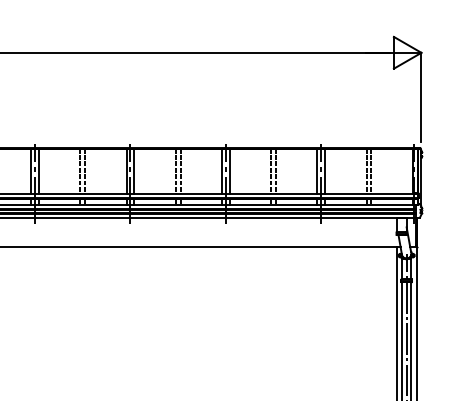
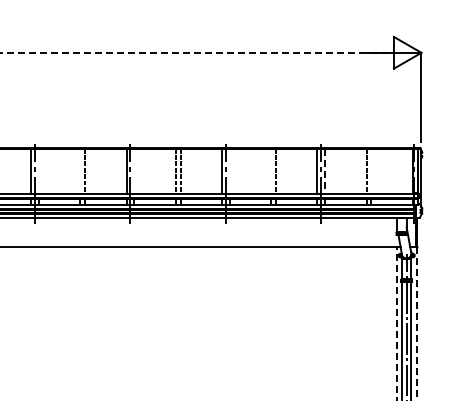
line: solid -> dashed (195, 52)
line: present -> none (39, 170)
line: present -> none (80, 170)
line: present -> none (134, 170)
line: present -> none (229, 170)
line: present -> none (271, 170)
line: present -> none (371, 170)
line: solid -> dashed (325, 171)
line: solid -> dashed (396, 323)
line: solid -> dashed (416, 323)
